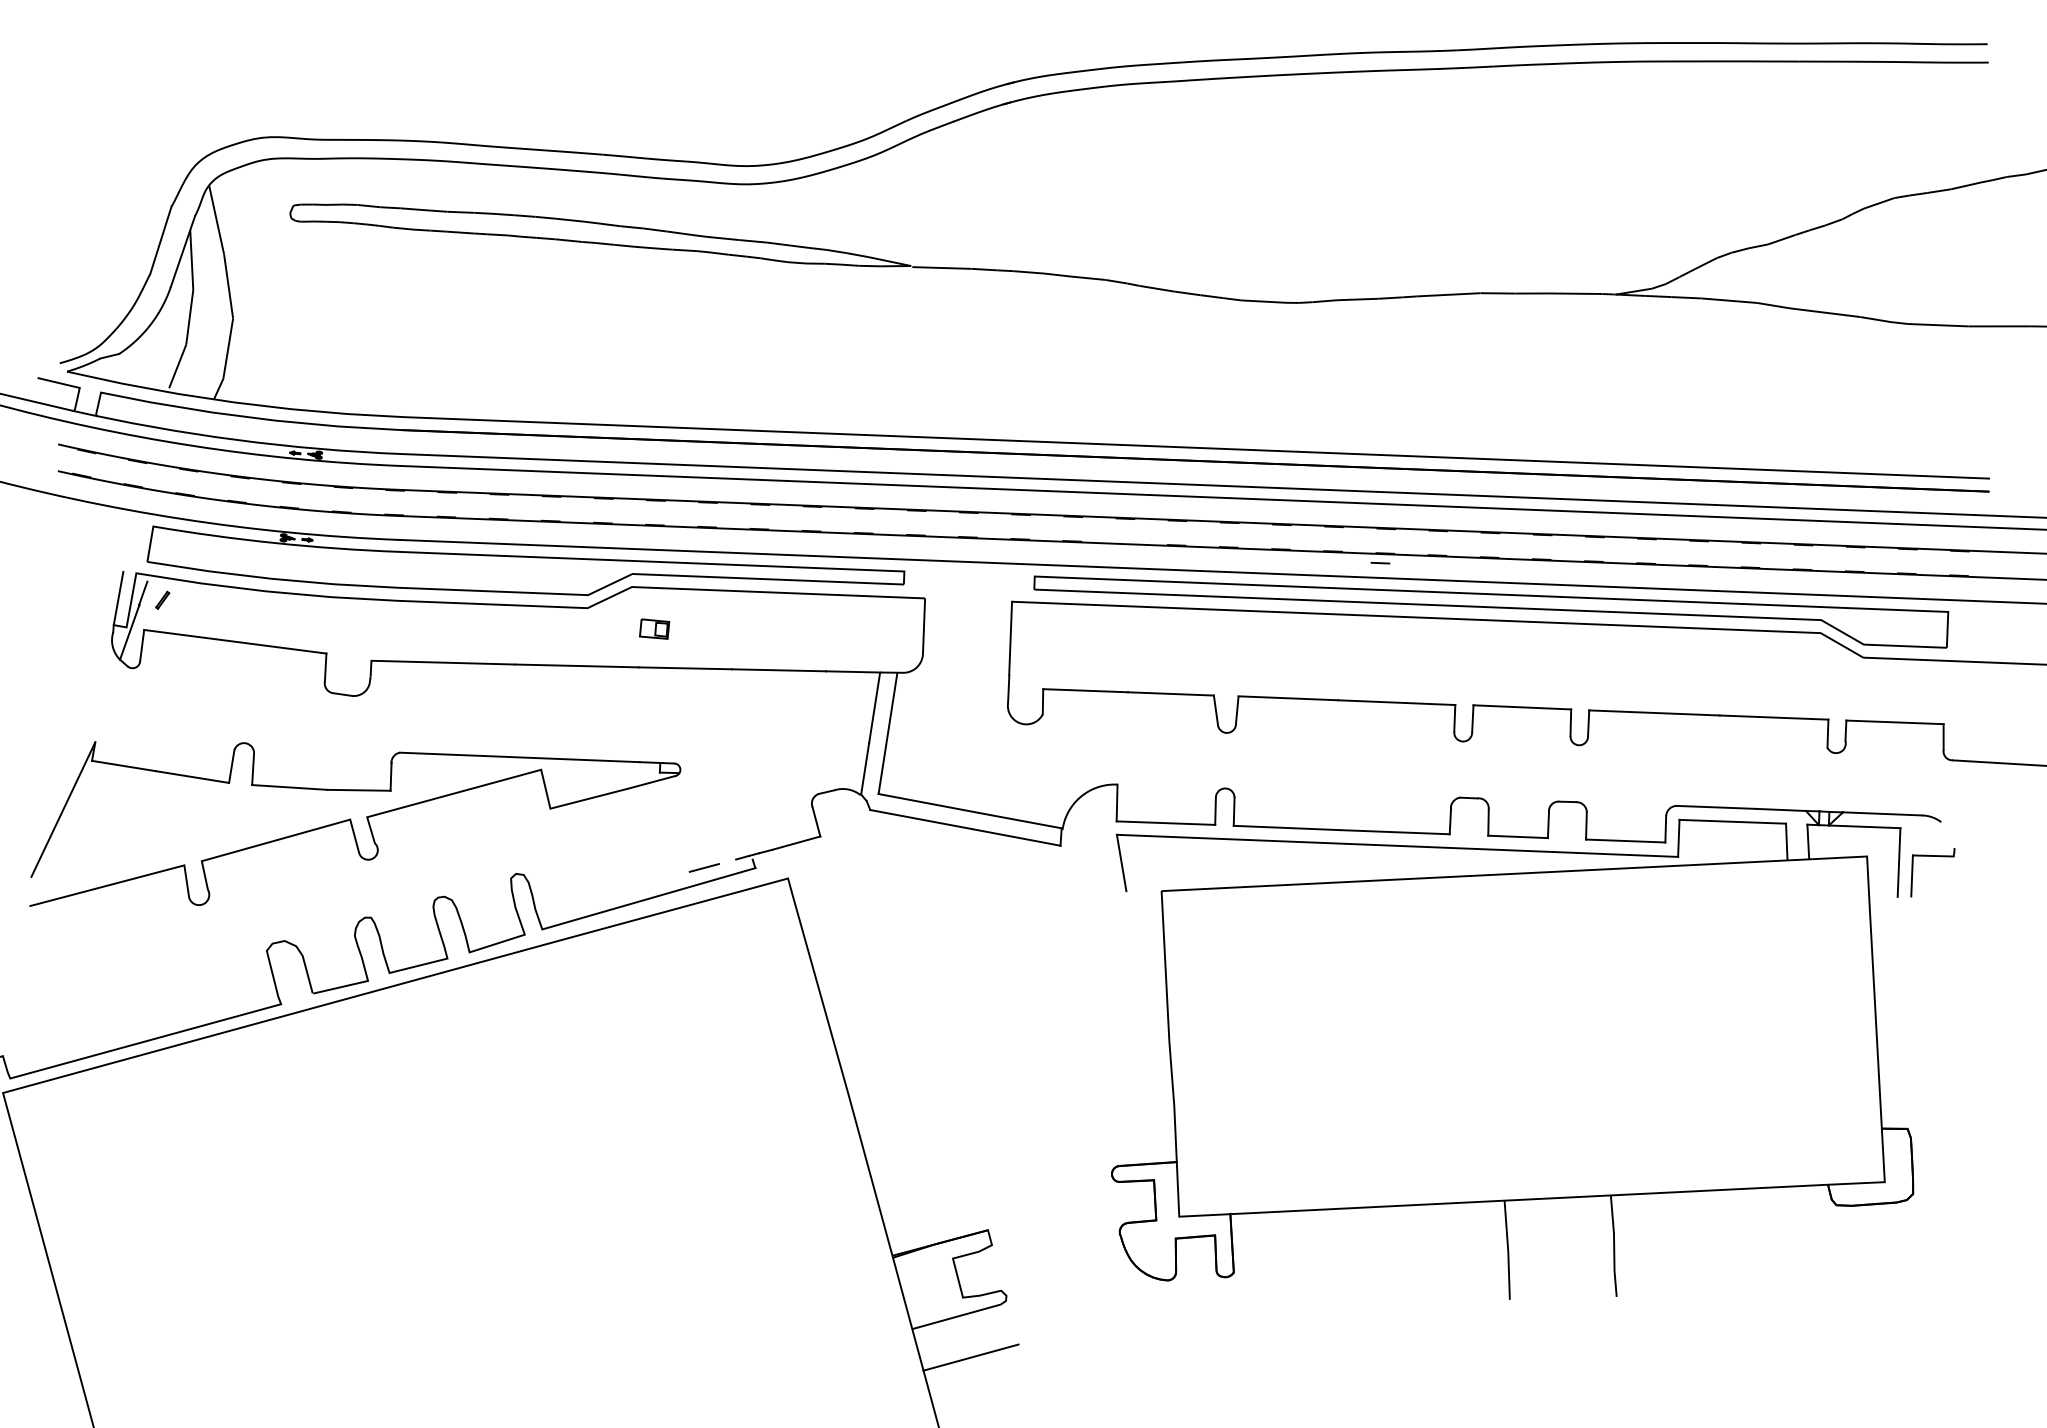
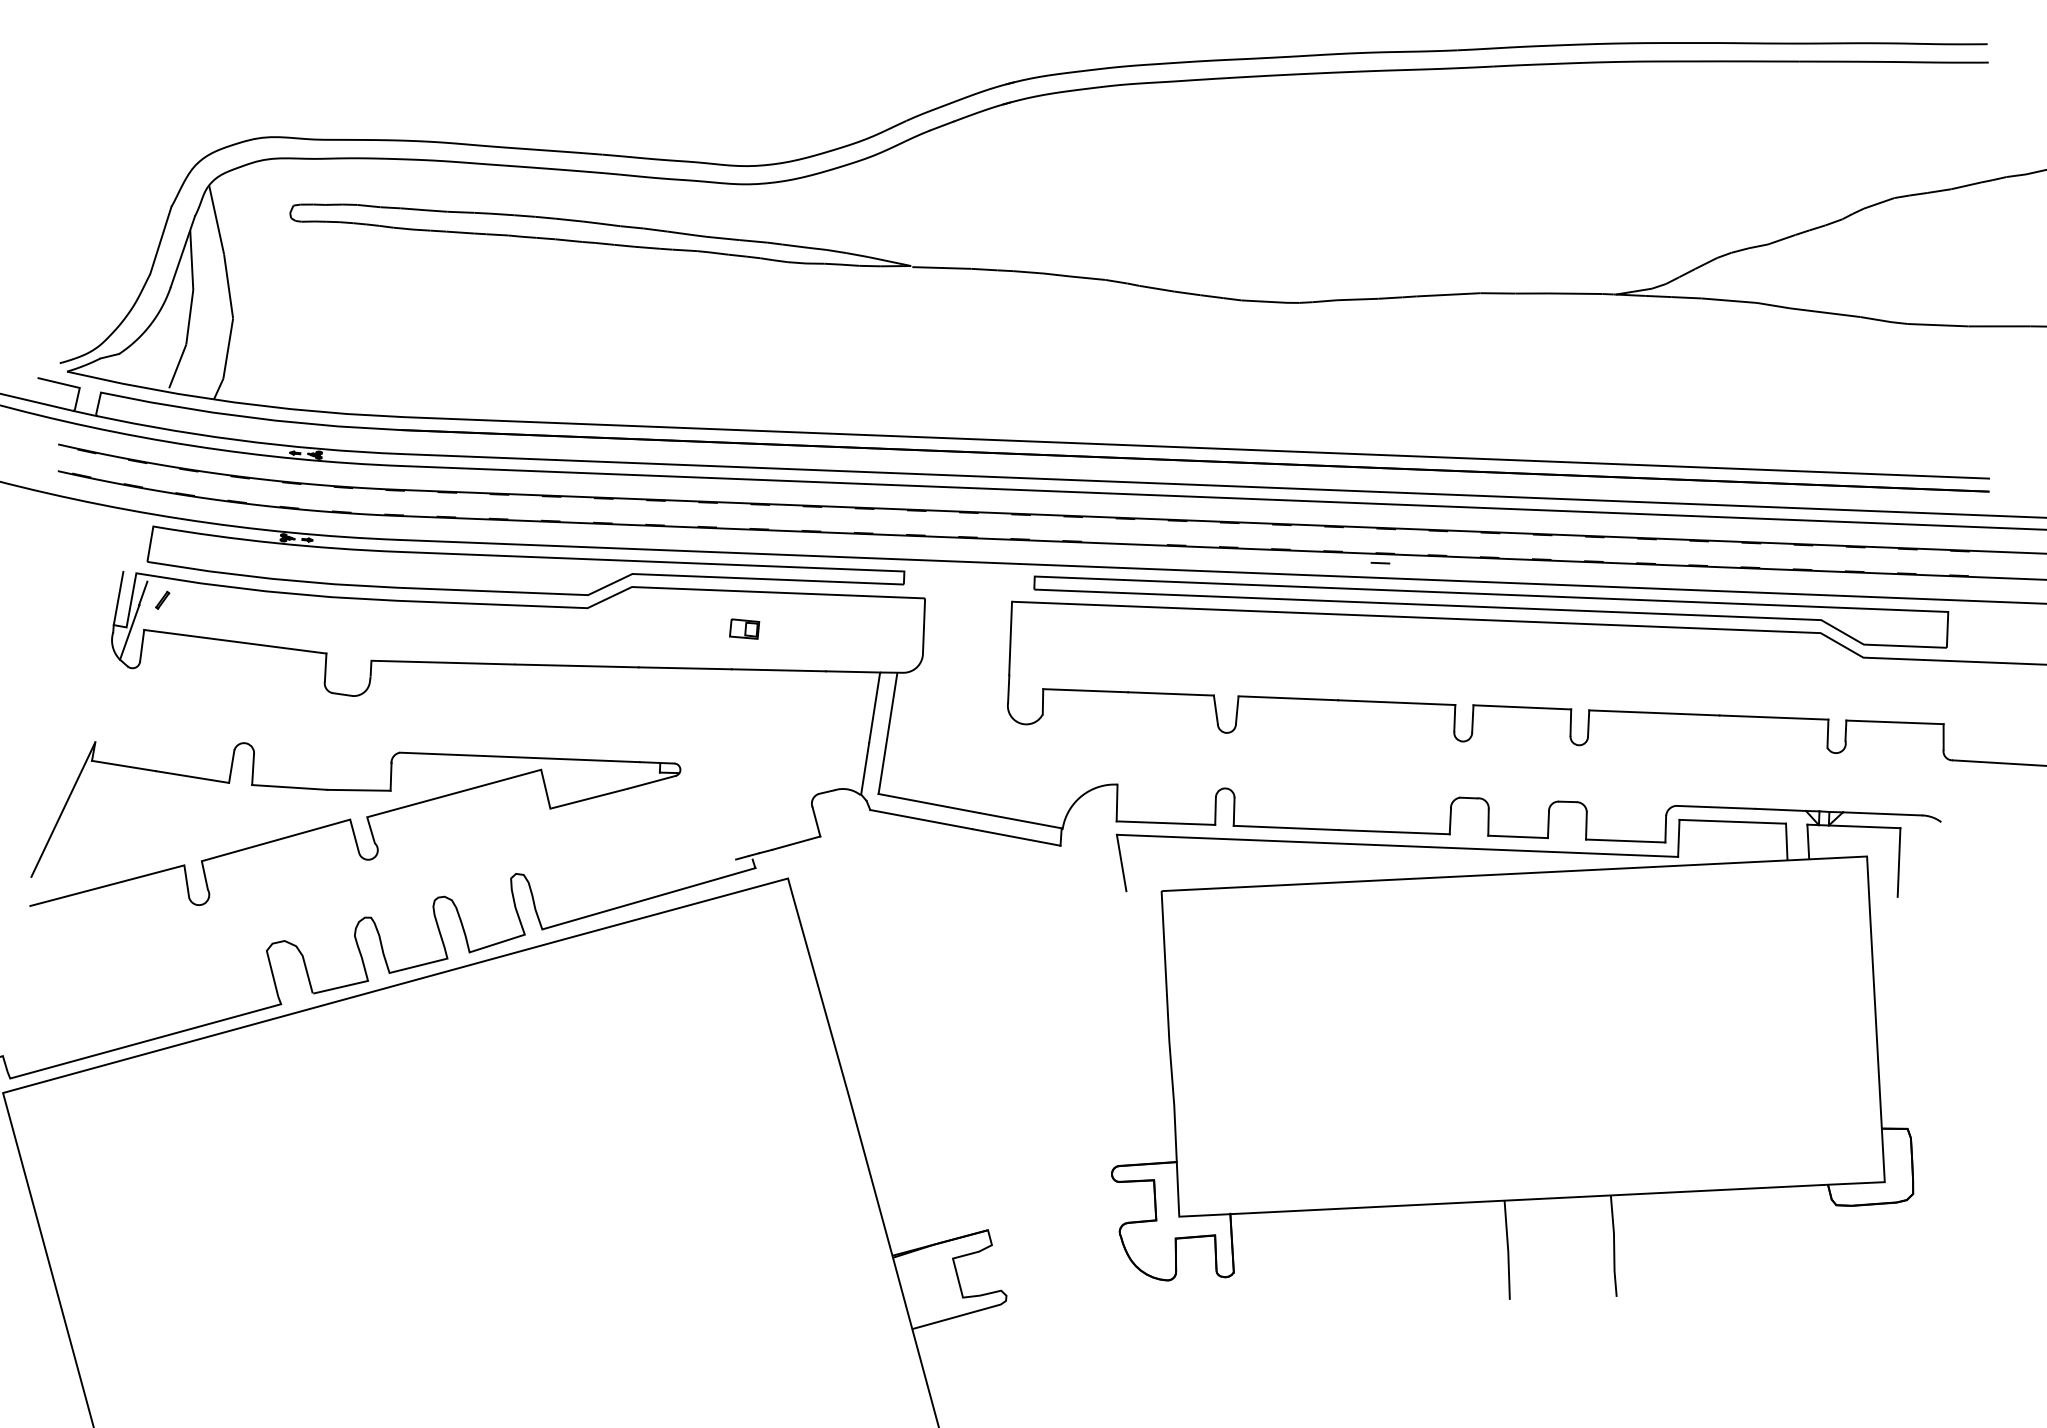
part position: (654, 628) -> (744, 628) (744, 628)
part: present -> none (1932, 856)
line: present -> none (703, 867)
line: present -> none (970, 1357)
